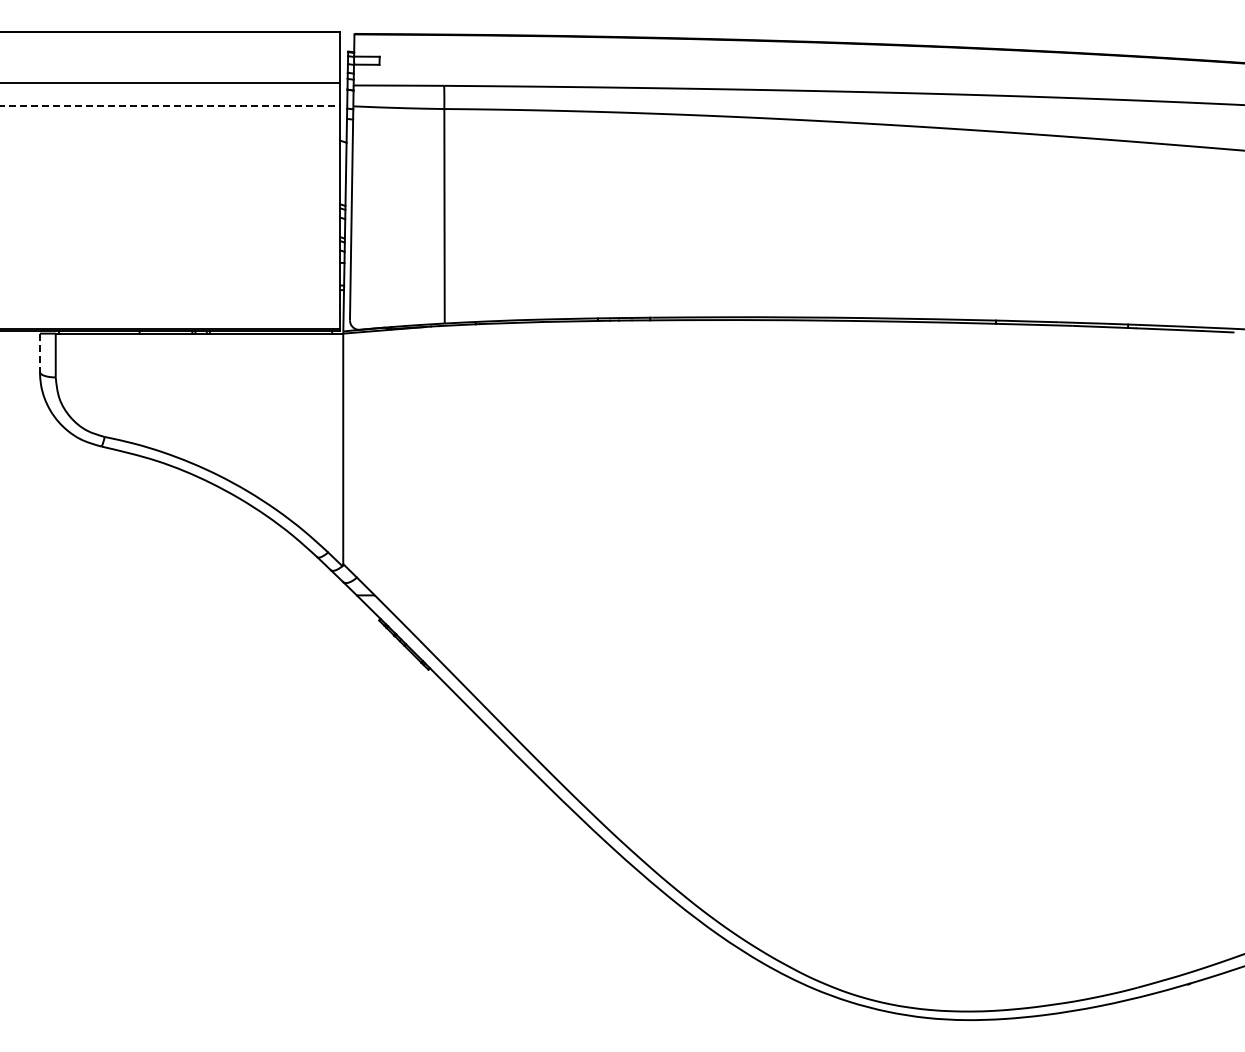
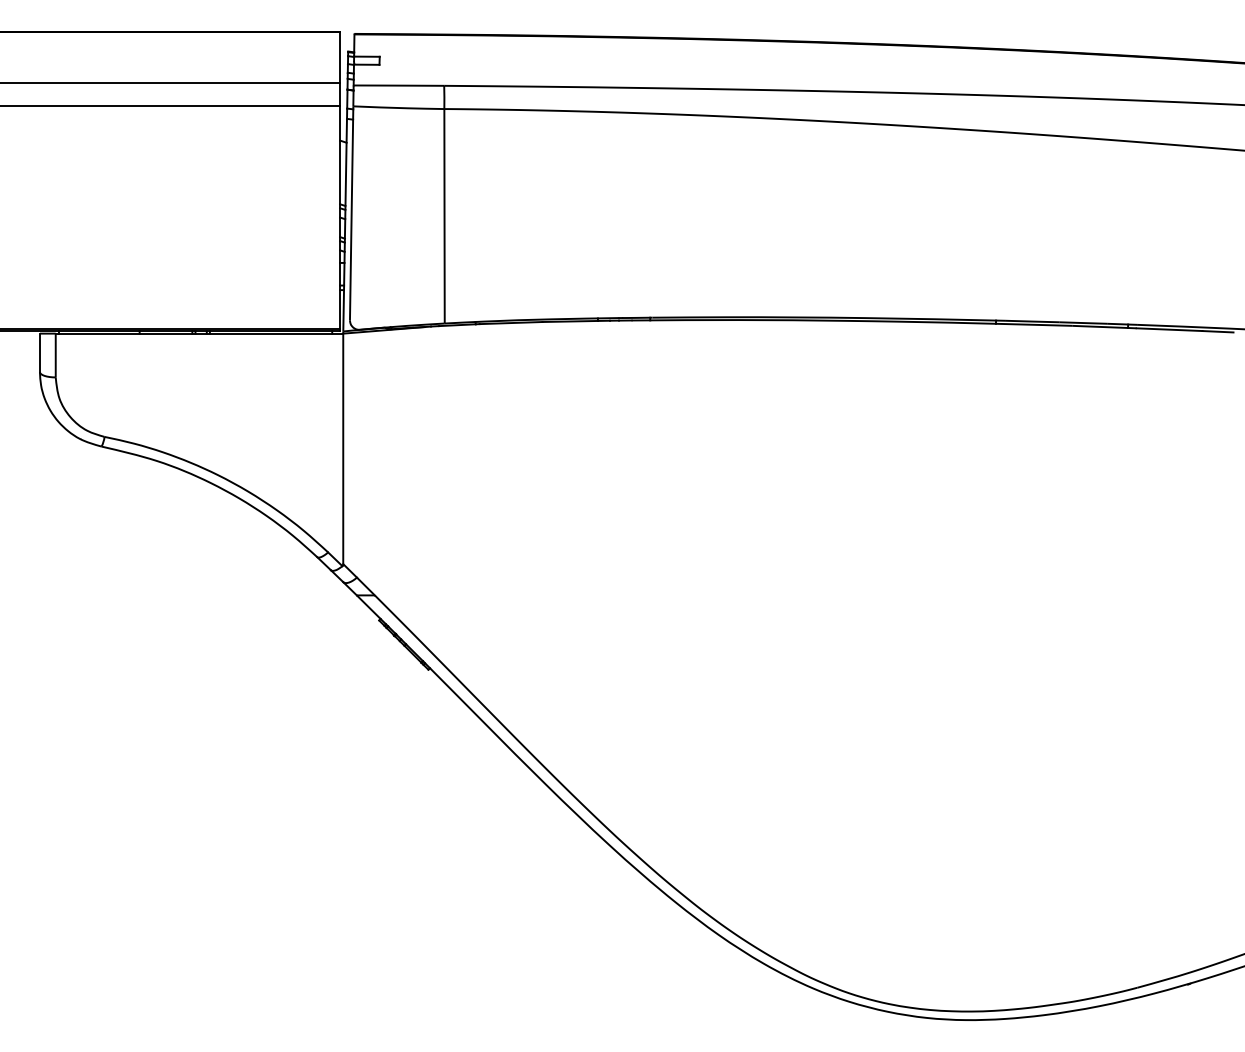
line: dashed -> solid (170, 105)
line: dashed -> solid (39, 353)
